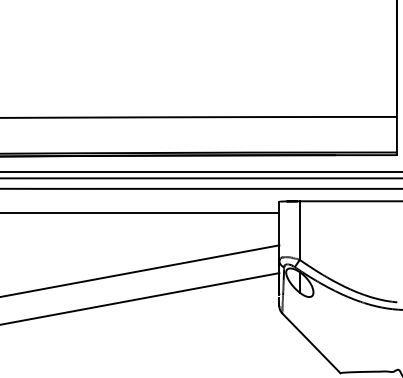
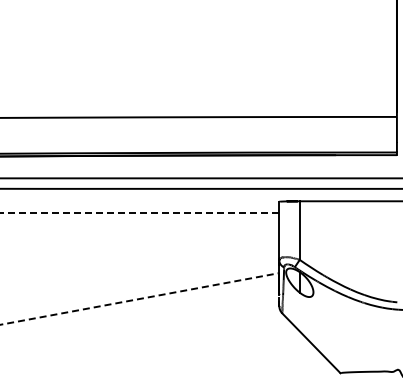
line: present -> none (200, 172)
line: solid -> dashed (139, 212)
line: present -> none (140, 270)
line: solid -> dashed (139, 298)
